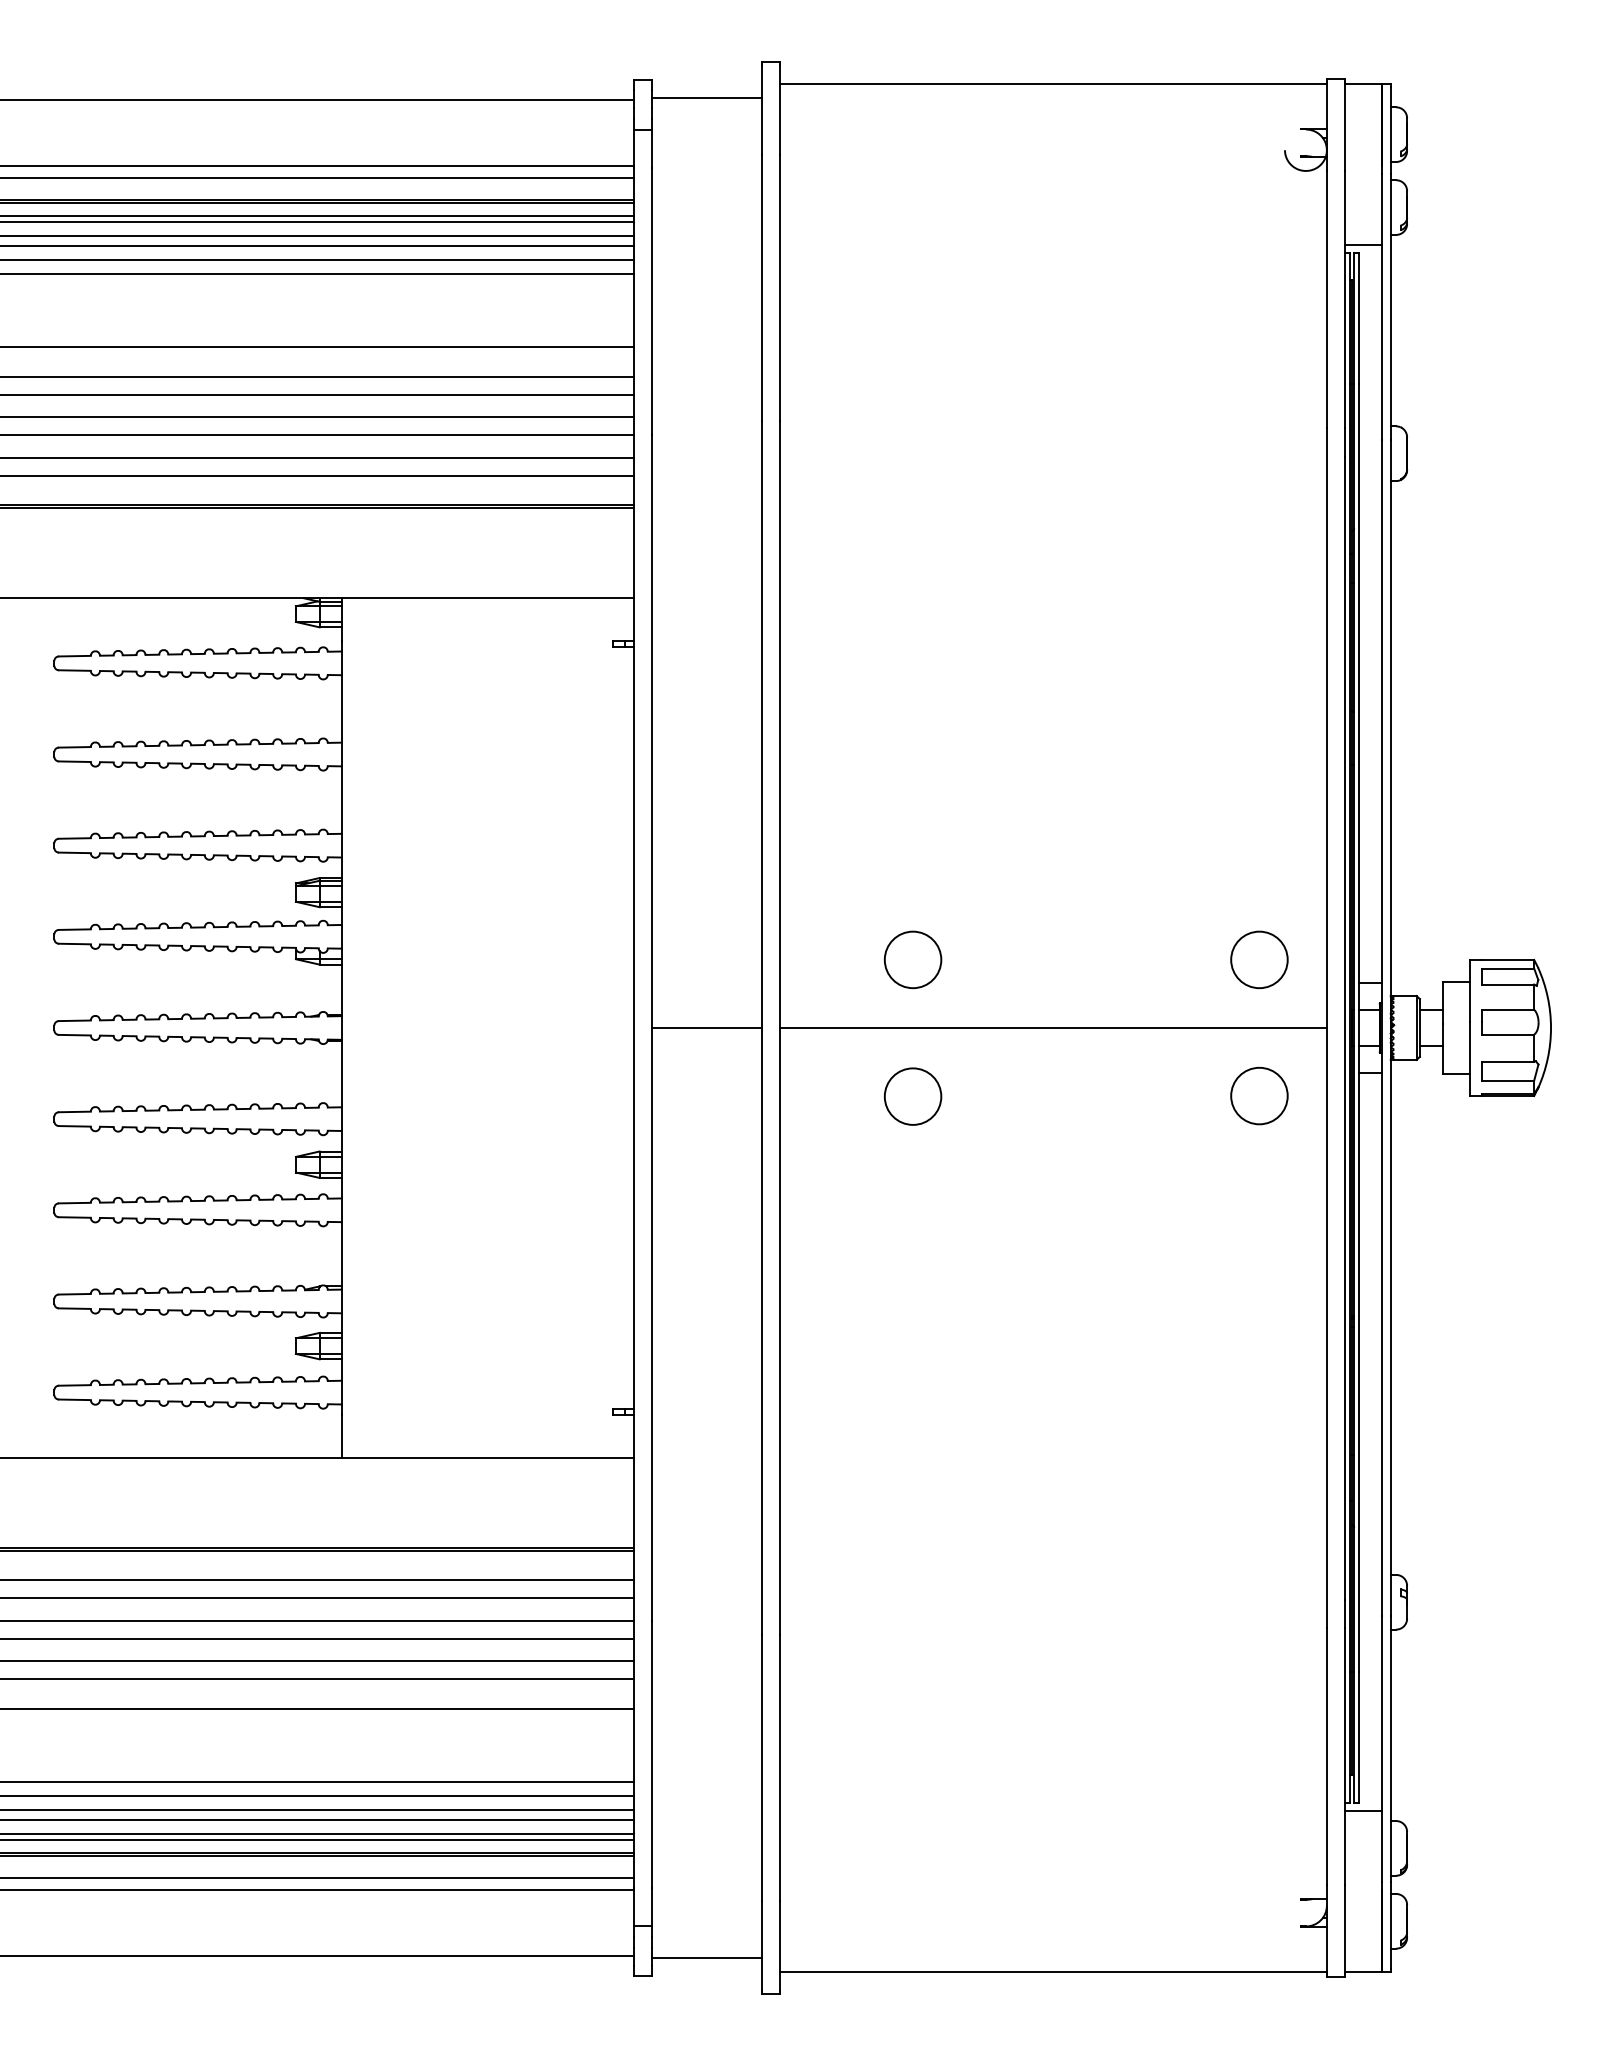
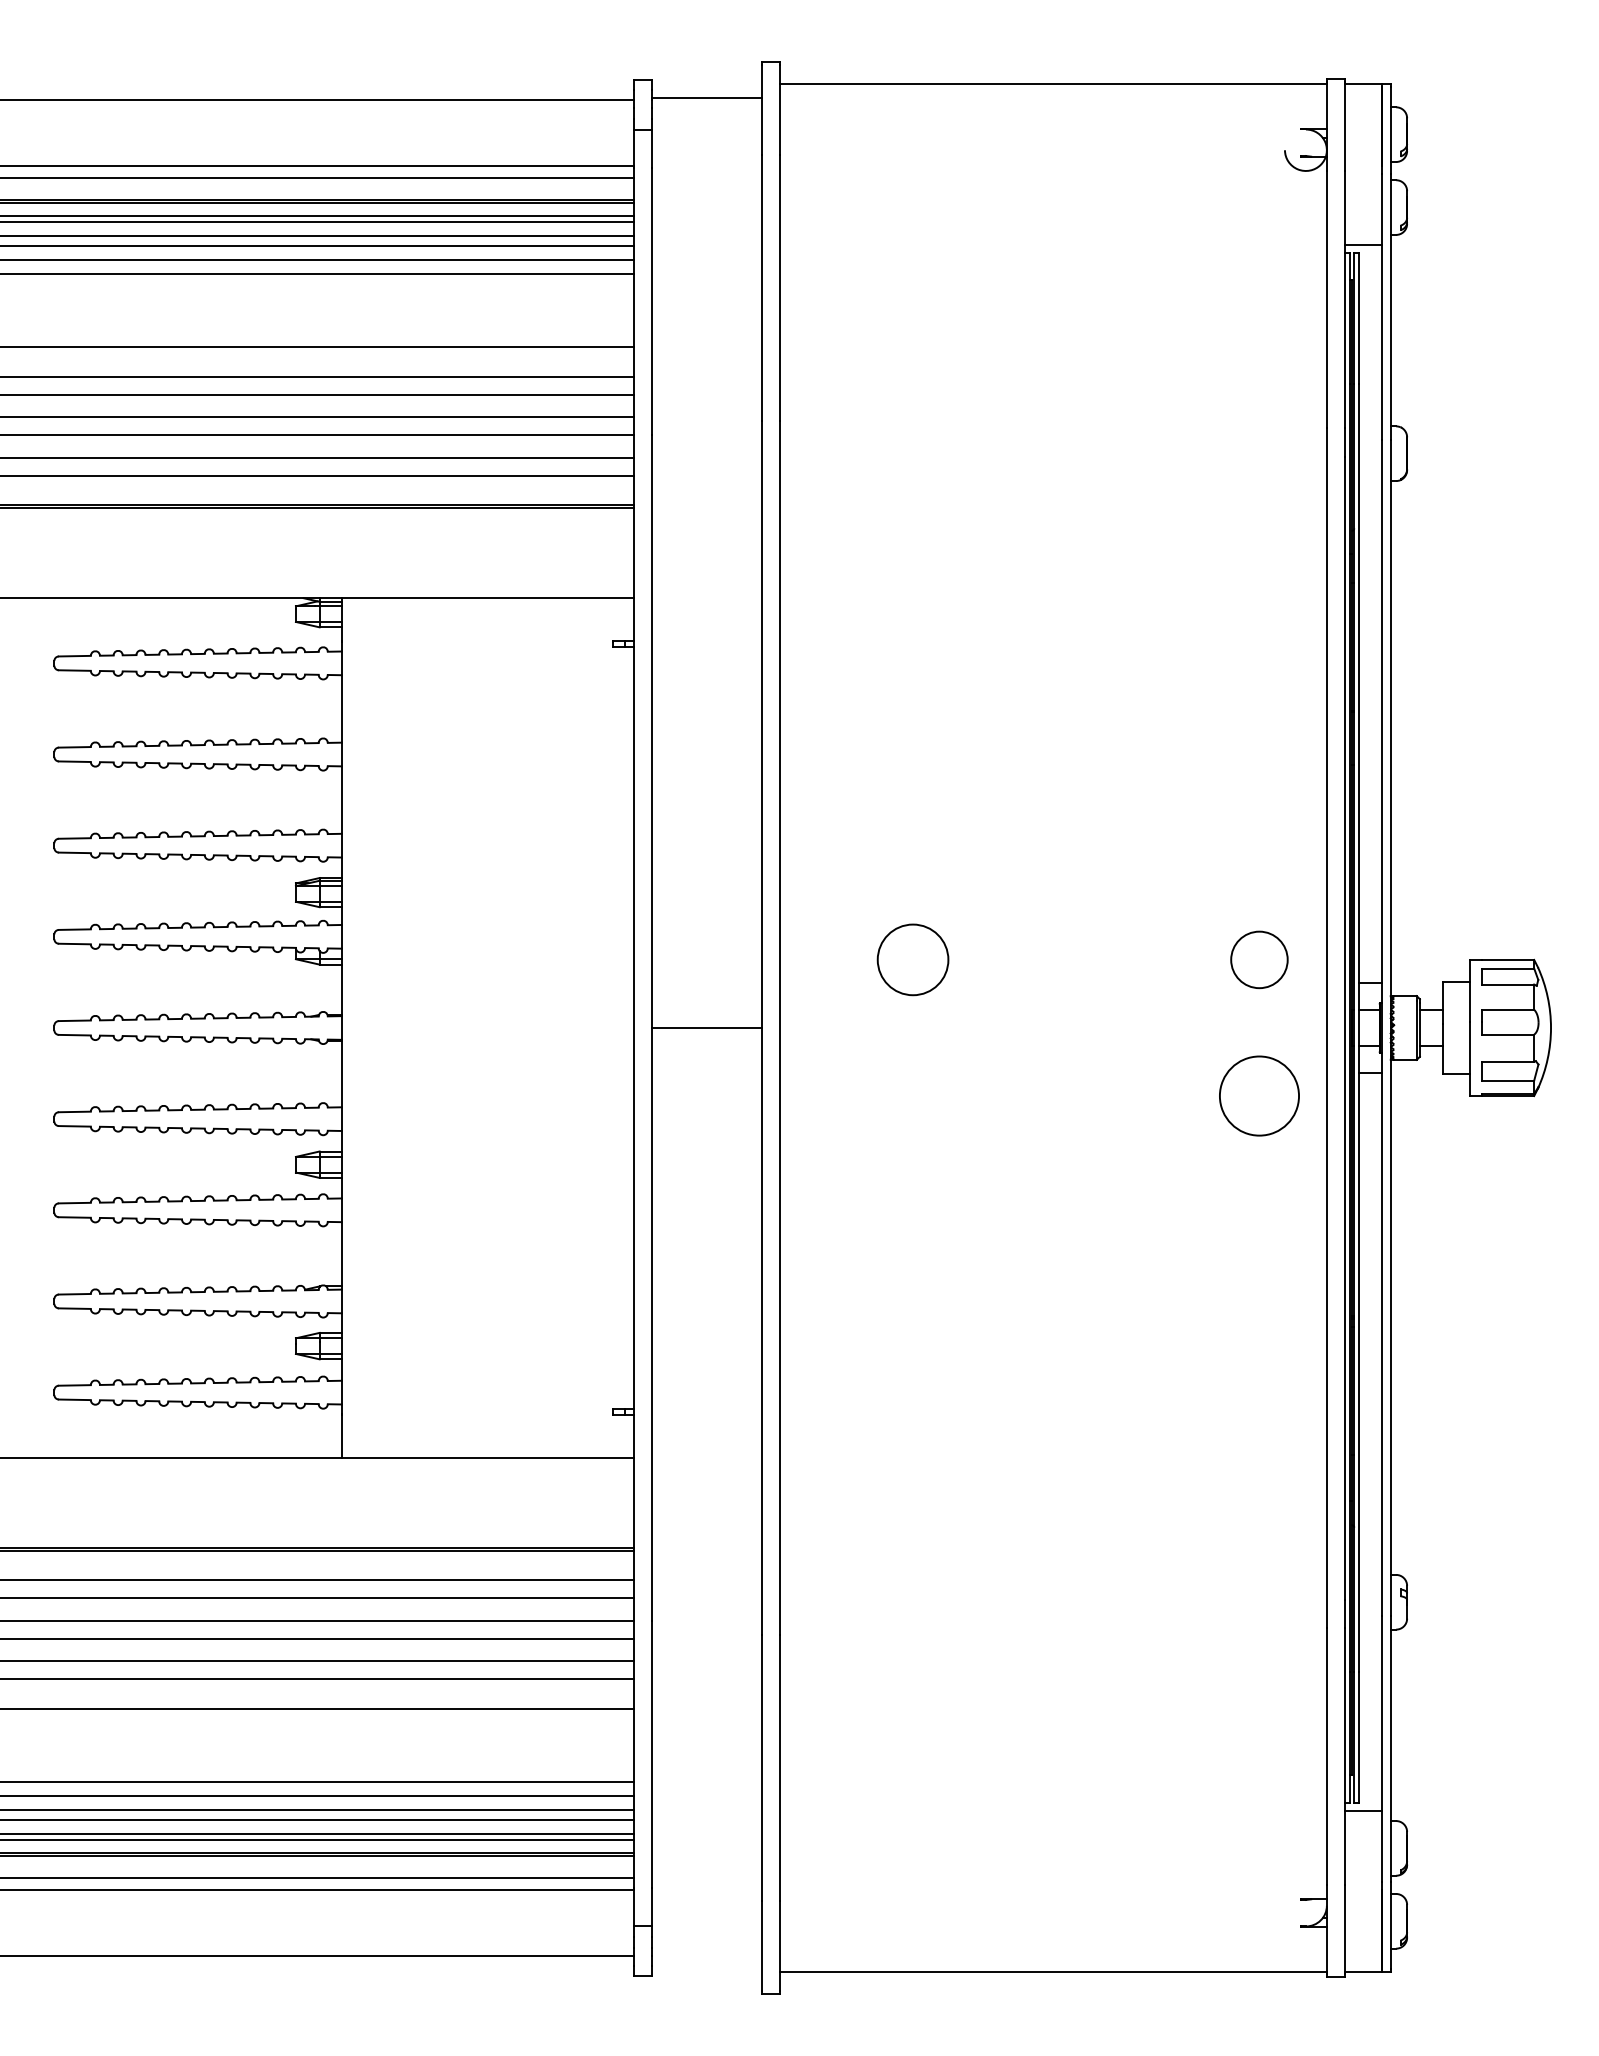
circle size: 60x60 px -> 74x74 px (912, 959)
line: present -> none (1052, 1027)
circle diameter: 57 px -> 79 px (1259, 1095)
circle: present -> none (912, 1096)
line: present -> none (706, 1958)
